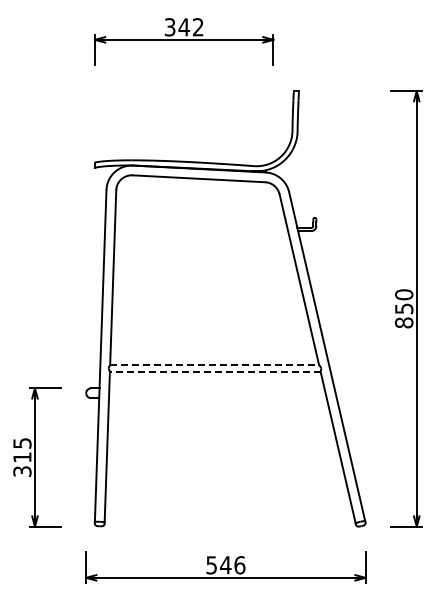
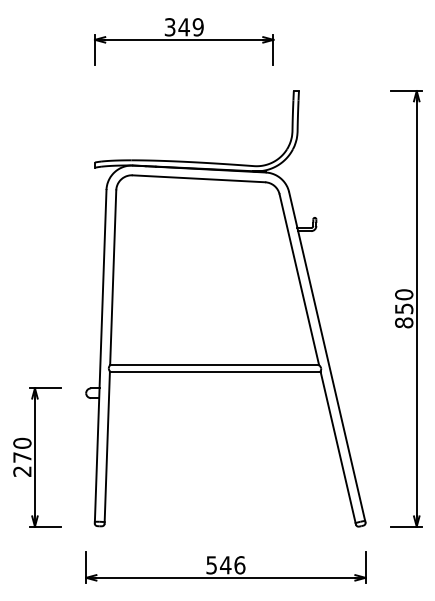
text: 342 -> 349 (197, 27)
line: dashed -> solid (215, 365)
line: dashed -> solid (214, 371)
text: 315 -> 270 (22, 456)
